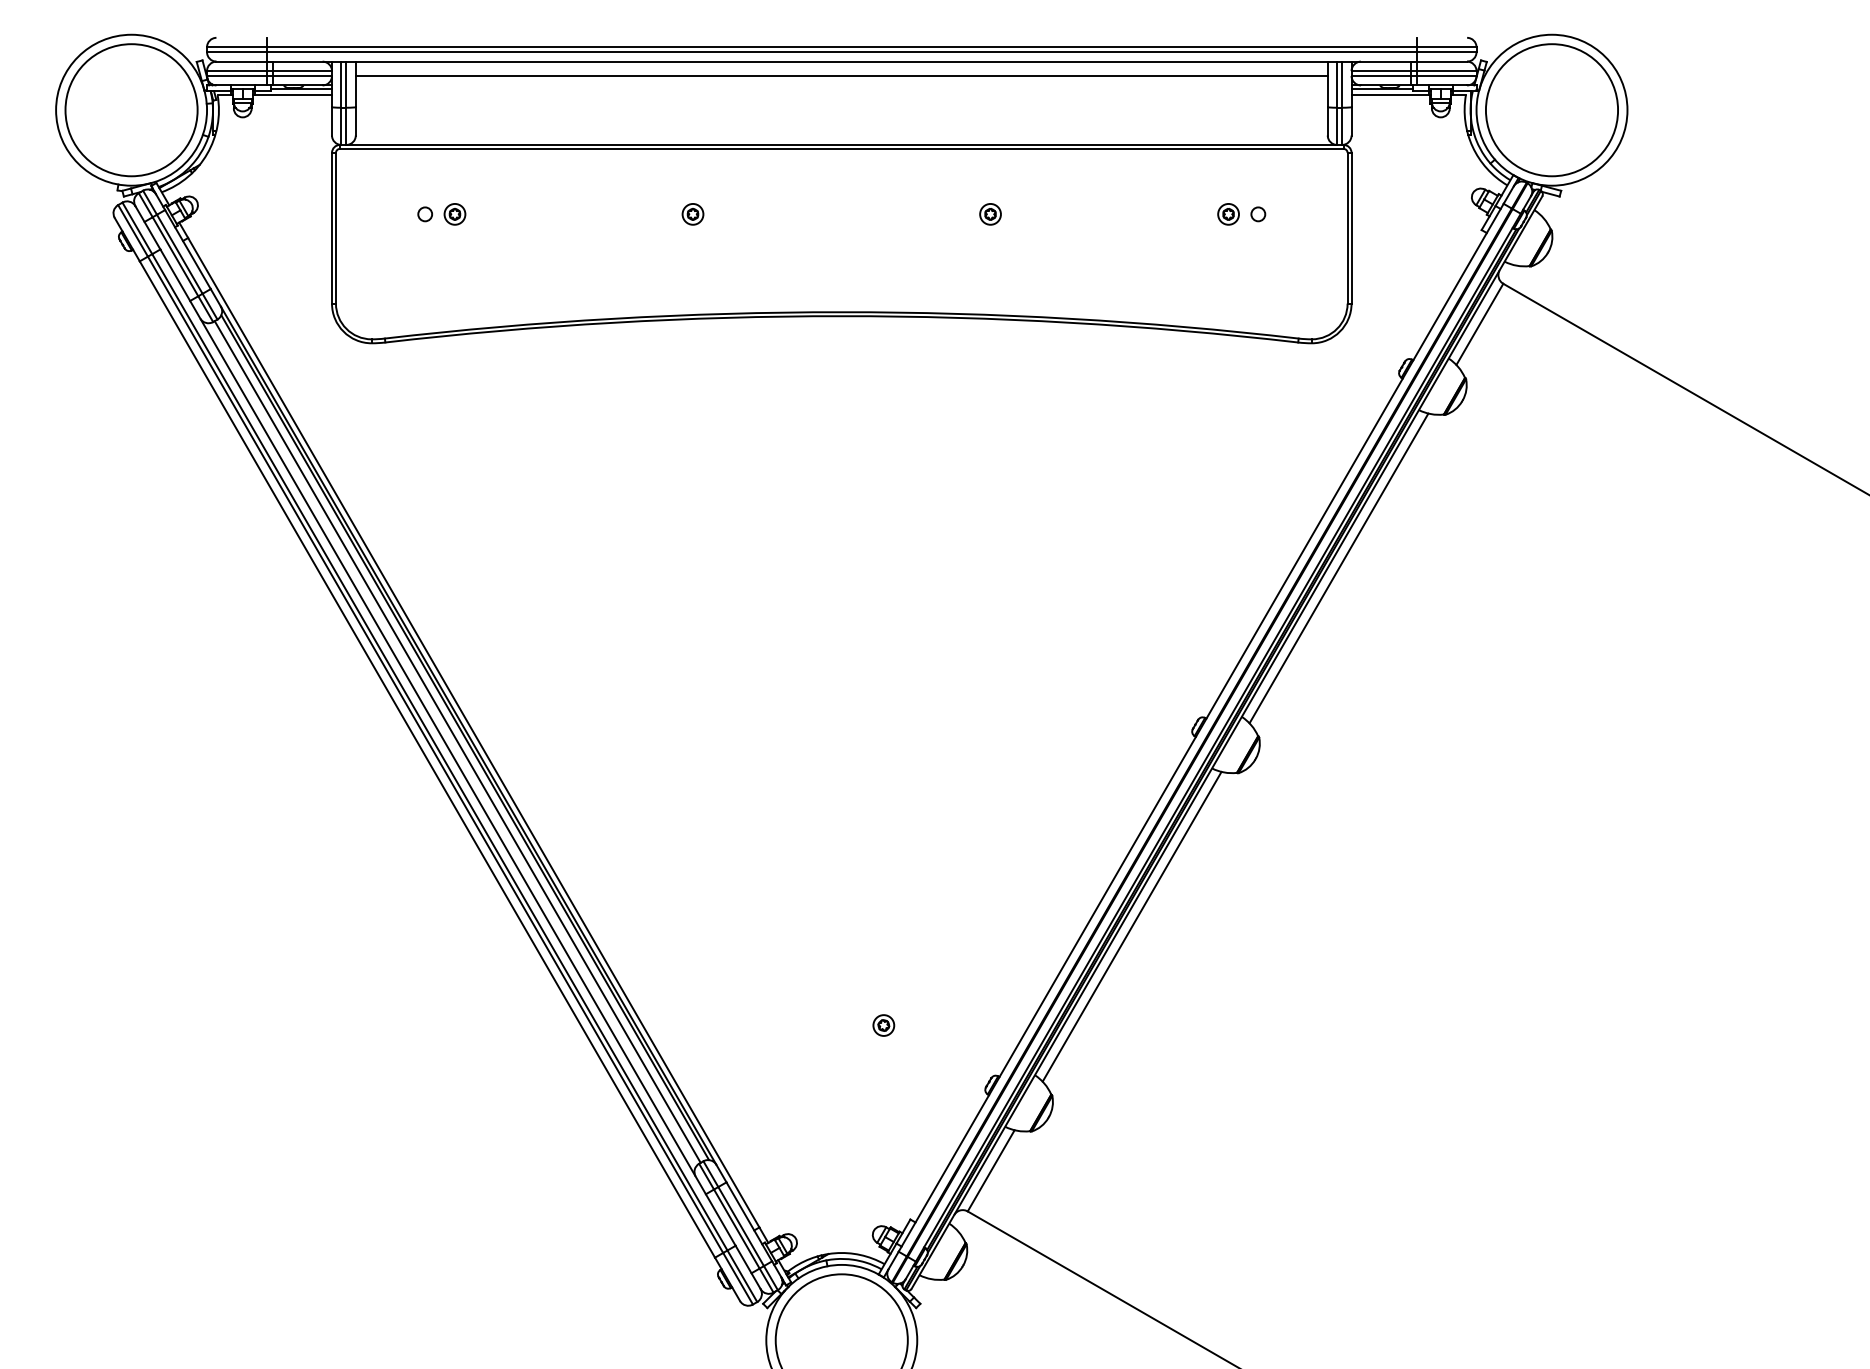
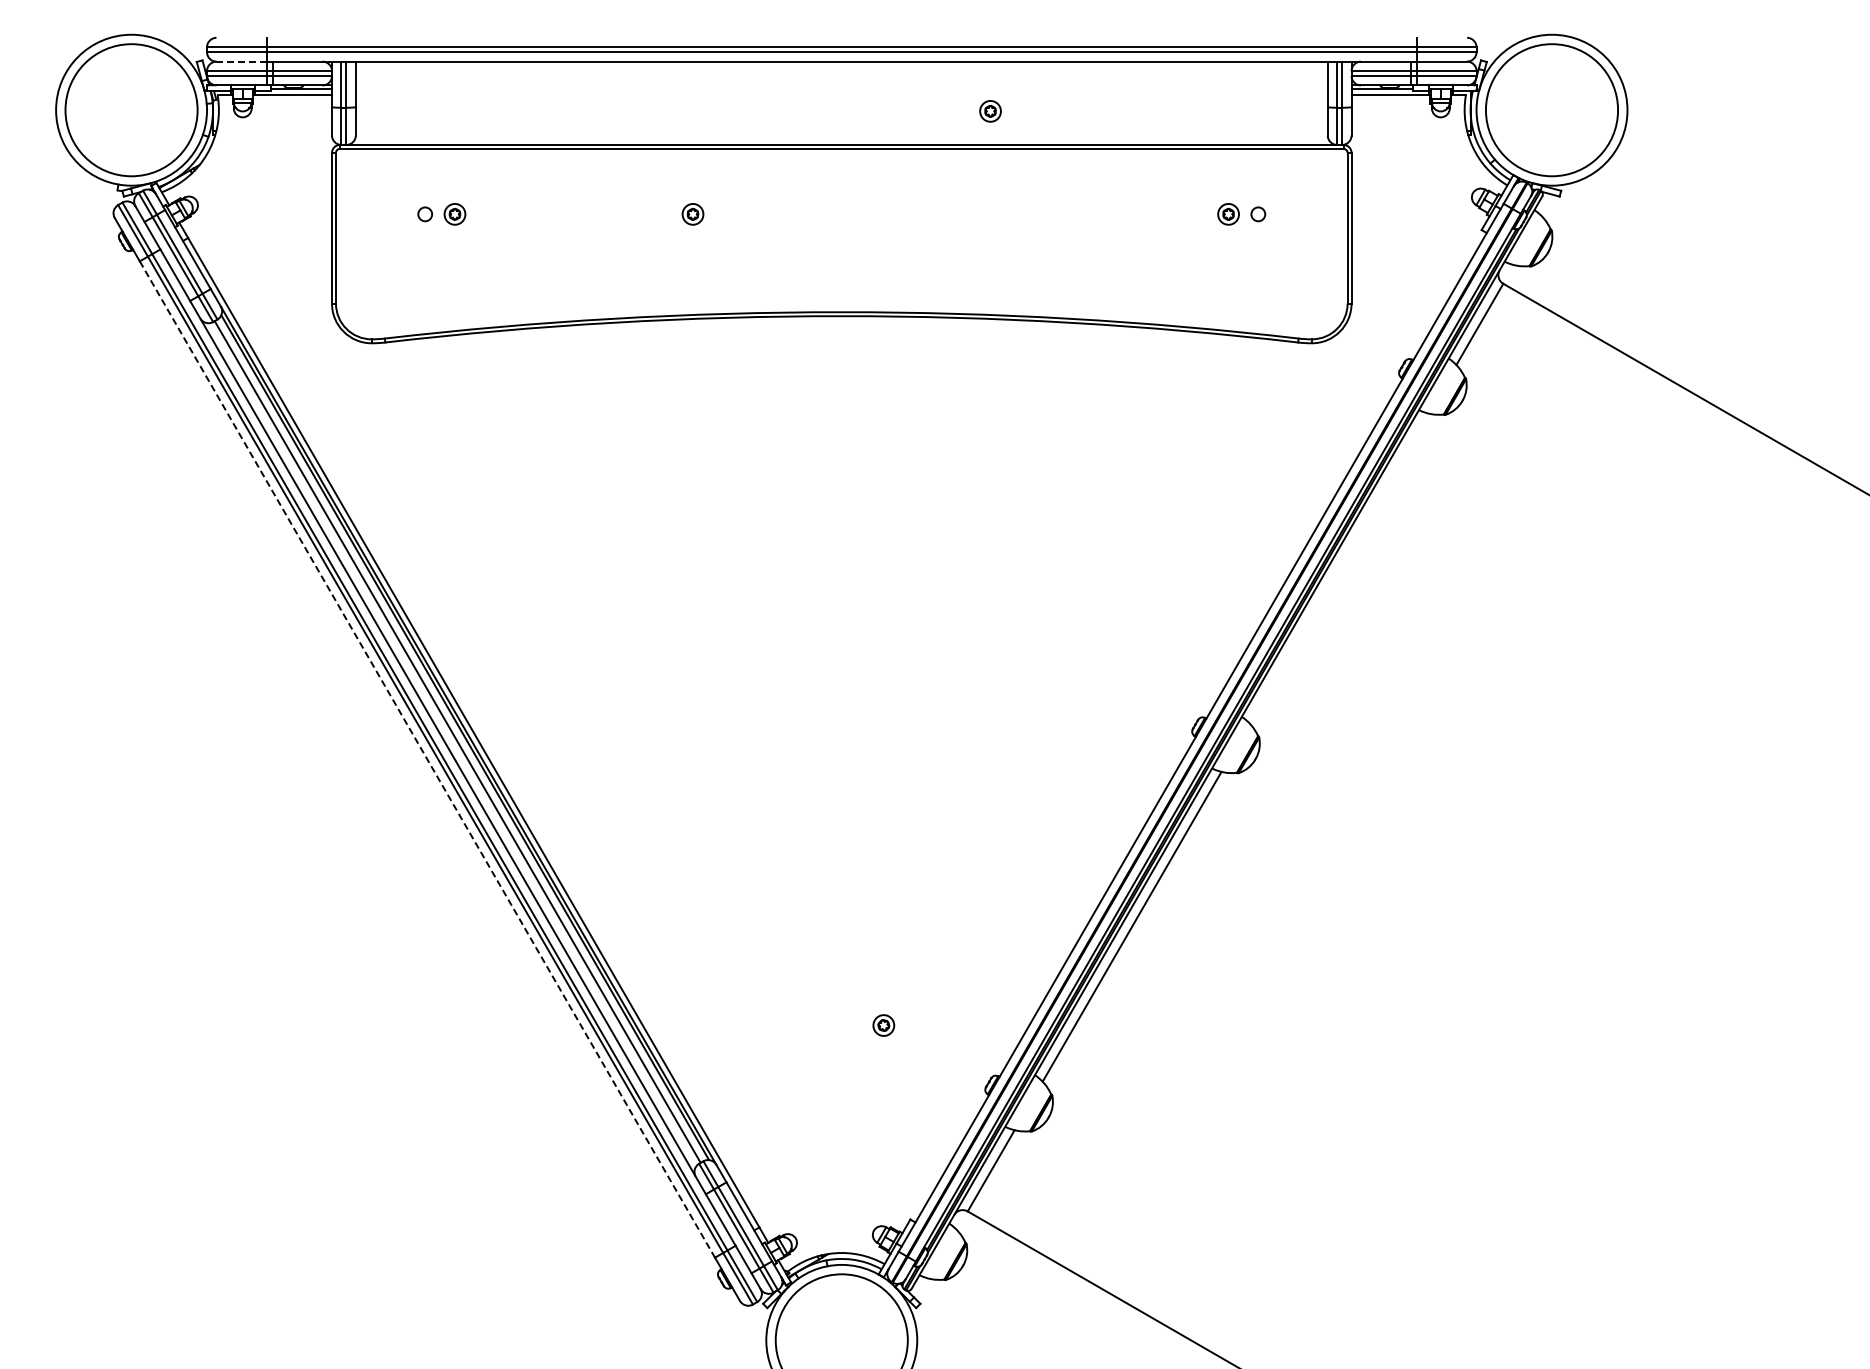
line: solid -> dashed (241, 61)
line: present -> none (841, 75)
part position: (990, 214) -> (990, 111) (990, 111)
line: present -> none (1338, 568)
line: solid -> dashed (427, 759)
